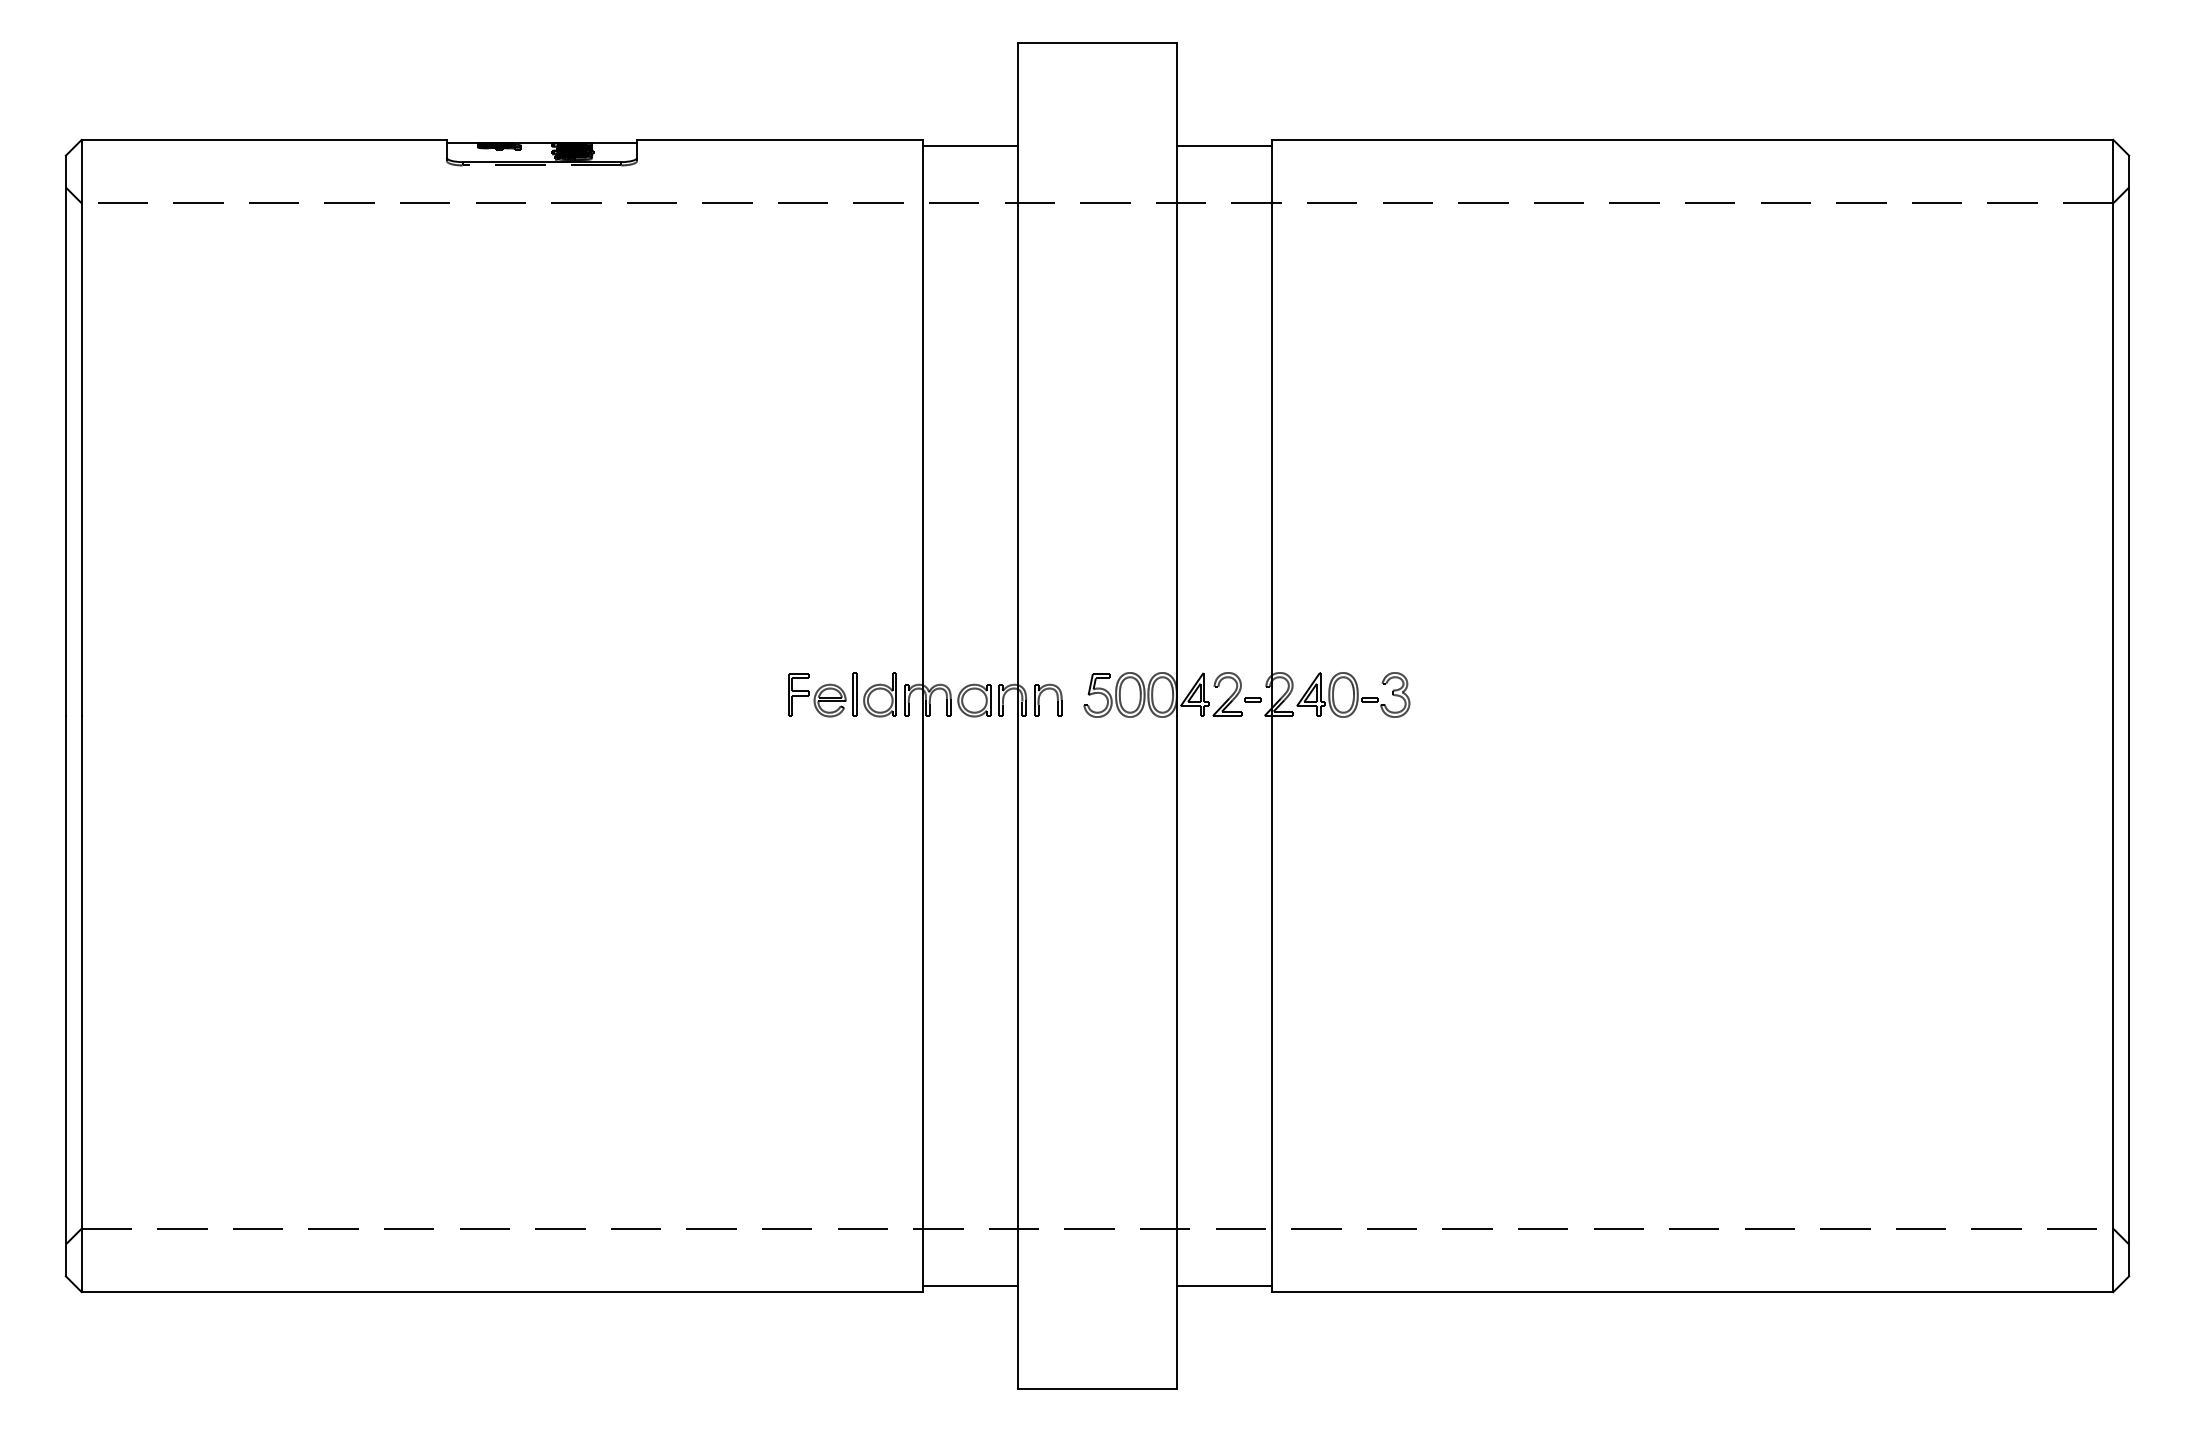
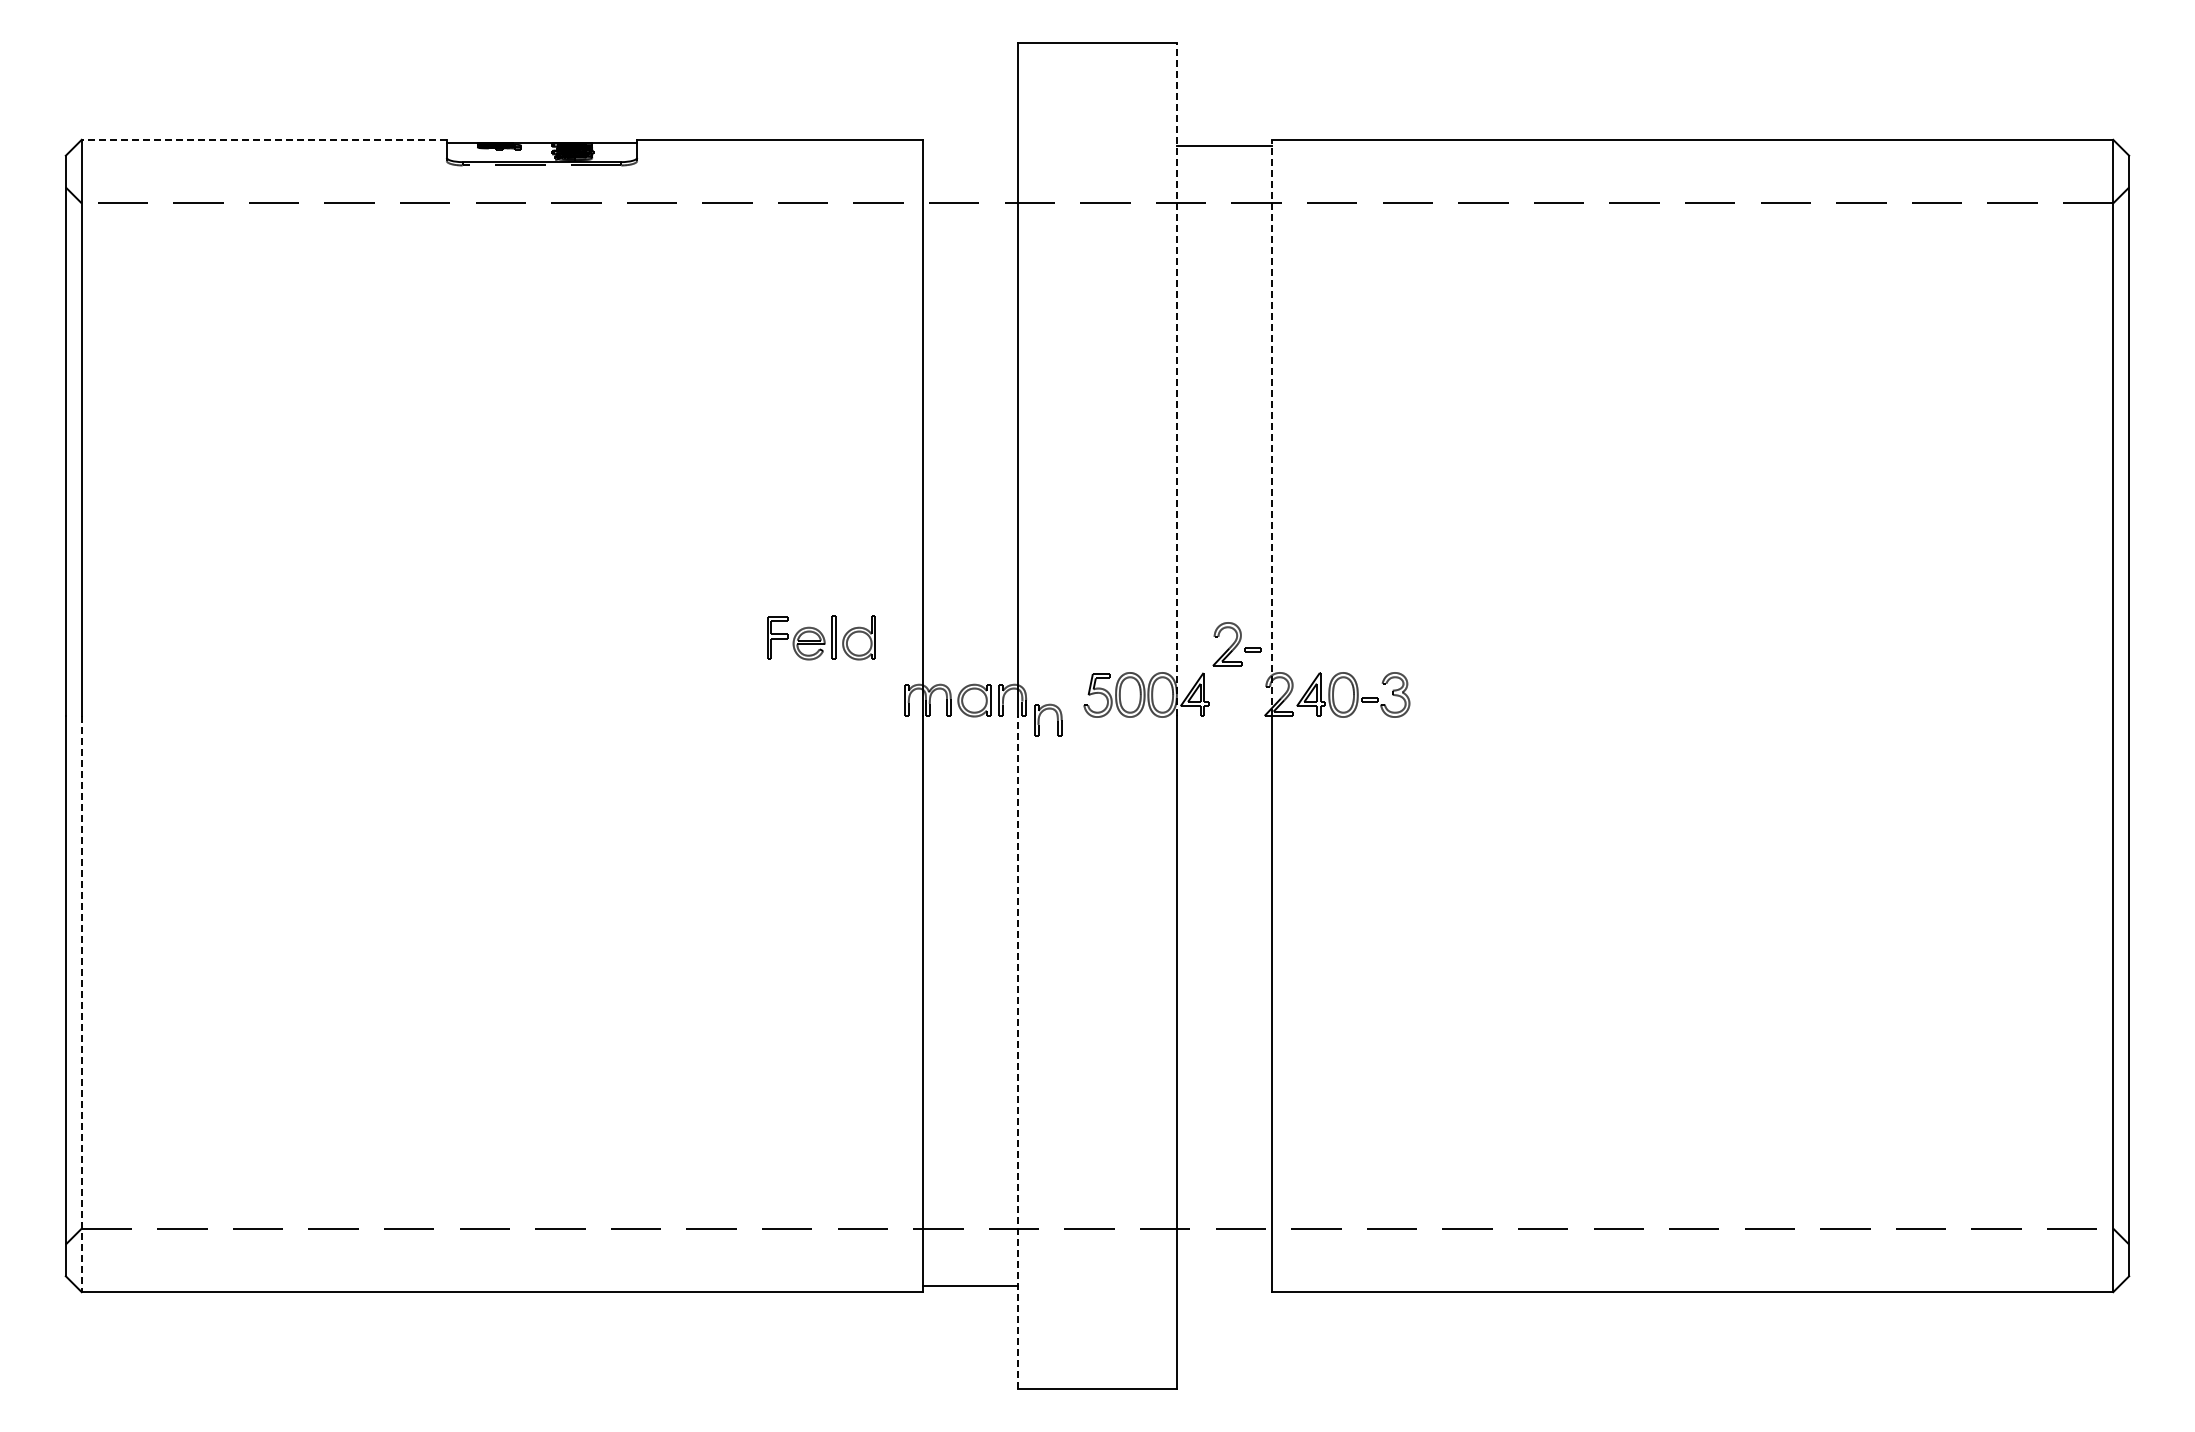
line: solid -> dashed (264, 139)
line: present -> none (970, 146)
line: solid -> dashed (1176, 379)
line: solid -> dashed (1272, 427)
part position: (842, 694) -> (821, 637) (821, 637)
part position: (1236, 694) -> (1236, 644) (1236, 644)
part position: (1056, 697) -> (1056, 717) (1056, 717)
line: solid -> dashed (81, 1004)
line: solid -> dashed (1018, 1051)
line: present -> none (1224, 1285)
